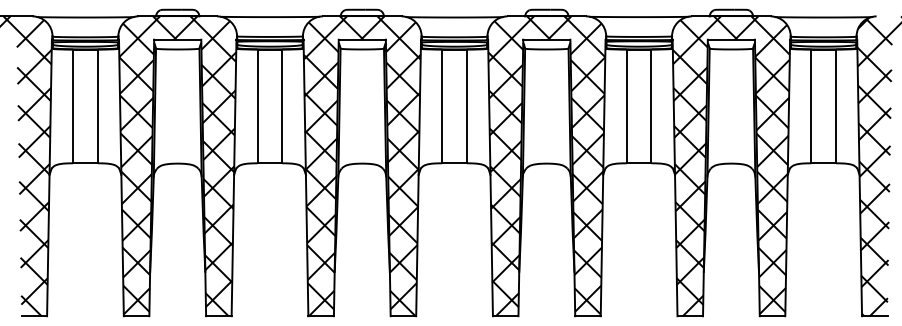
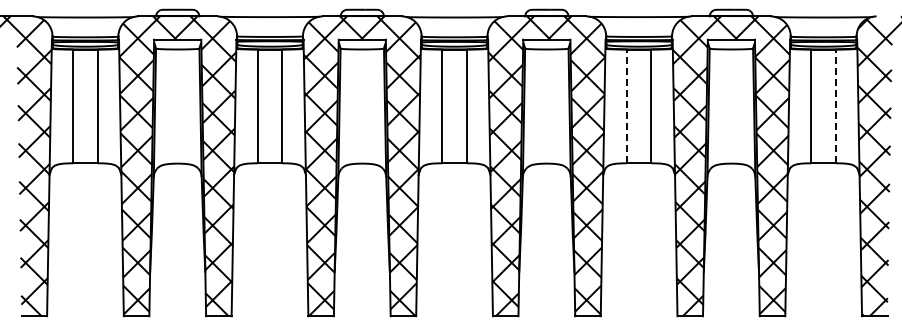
line: solid -> dashed (626, 106)
line: solid -> dashed (836, 106)
